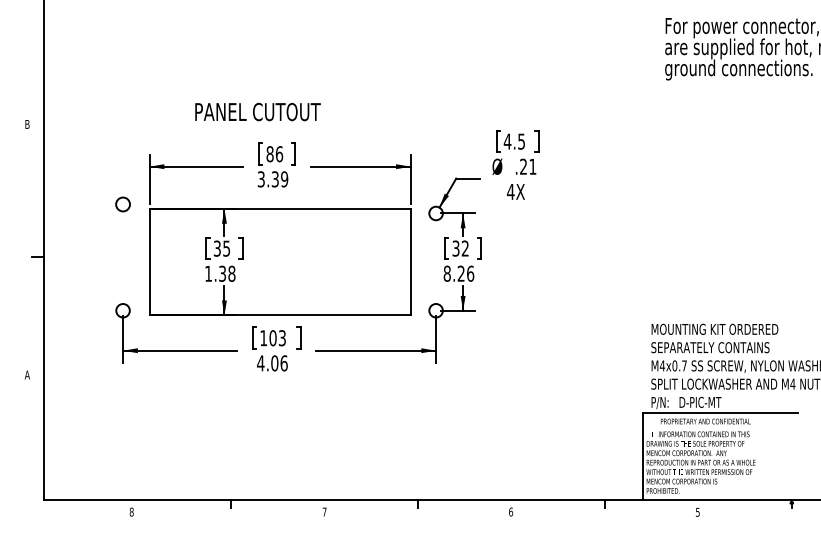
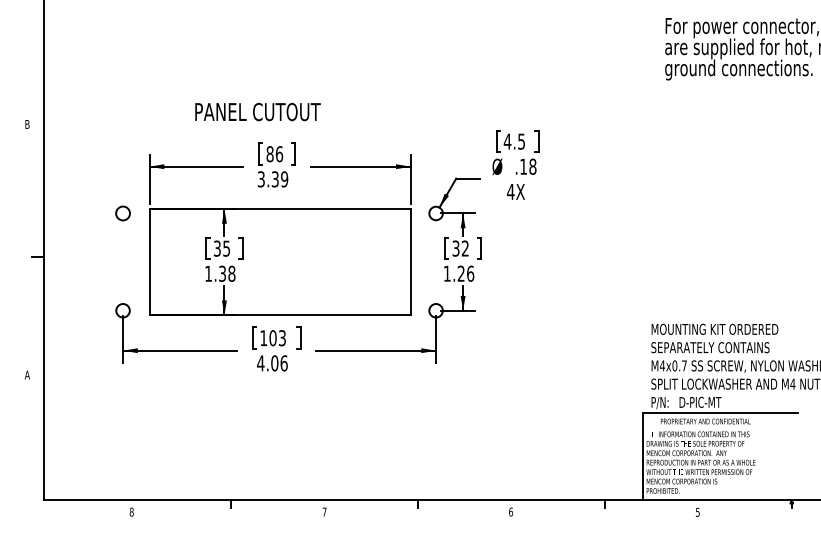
text: .21 -> .18 (528, 166)
circle position: (122, 204) -> (122, 213) (122, 213)
text: 8.26 -> 1.26 (446, 273)
